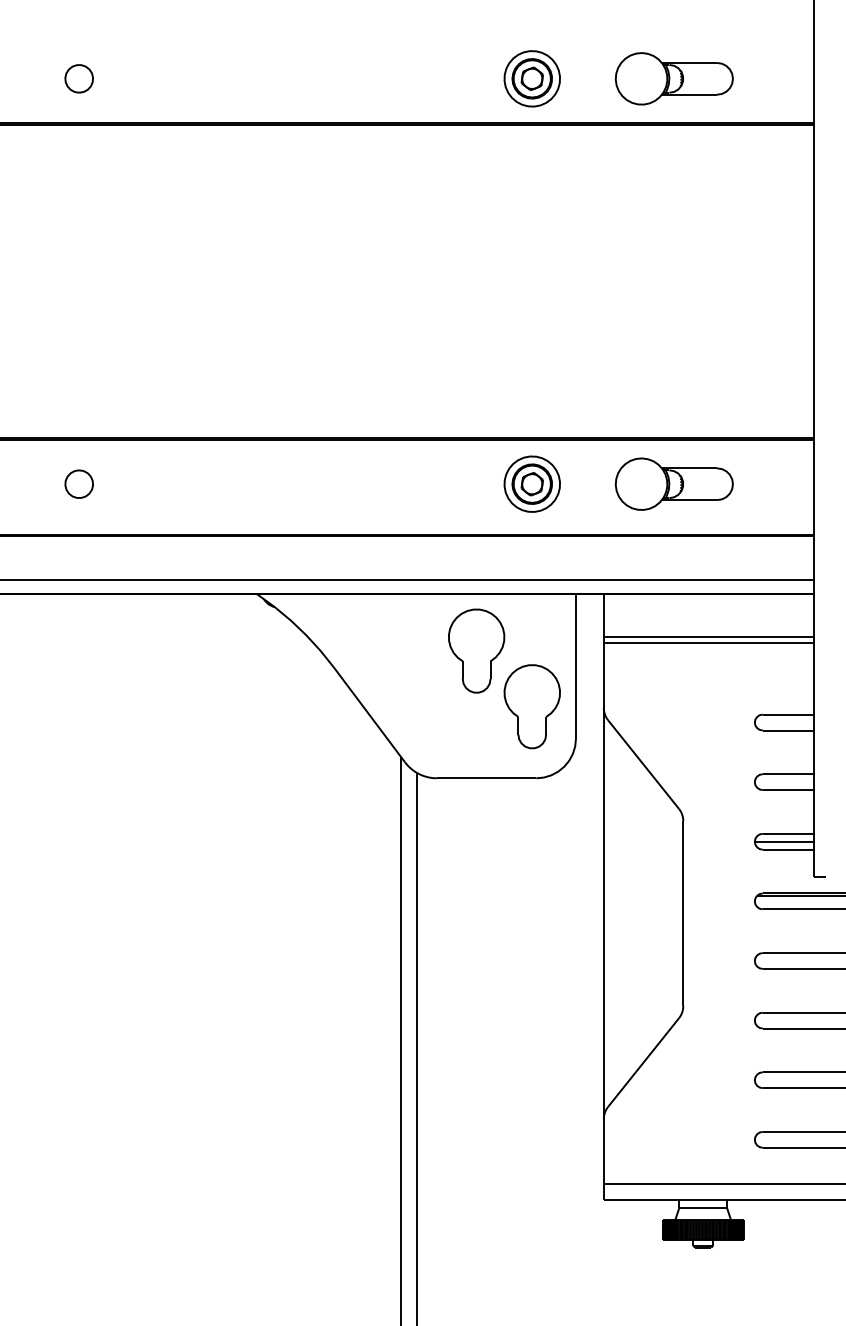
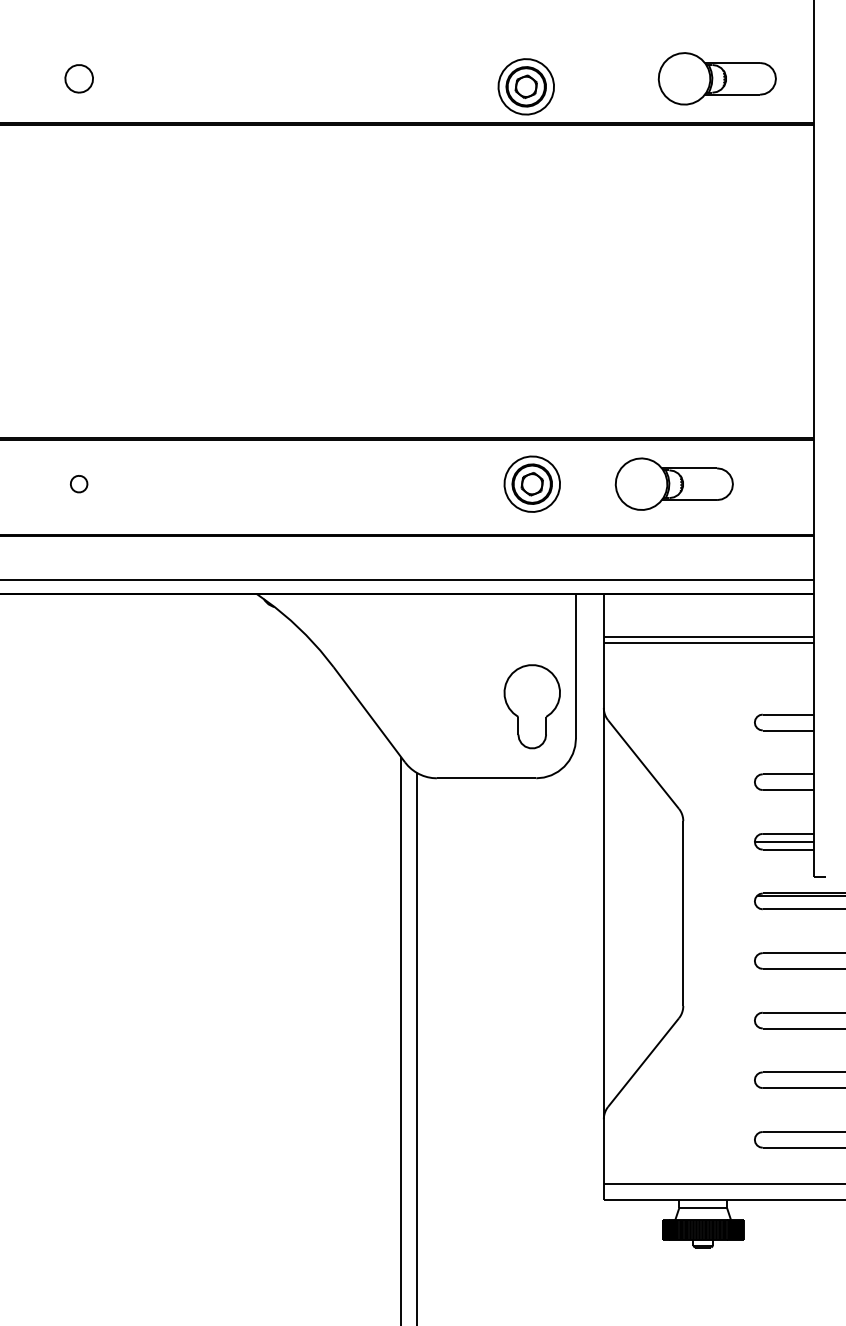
part position: (531, 78) -> (525, 86) (525, 86)
part position: (673, 78) -> (716, 78) (716, 78)
part size: 30x30 px -> 19x19 px (79, 484)
part: present -> none (476, 650)
